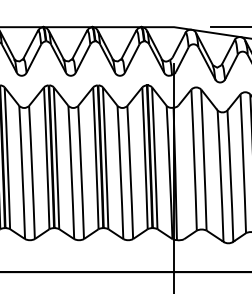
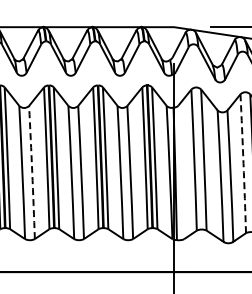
arc: solid -> dashed (243, 163)
arc: solid -> dashed (32, 172)
